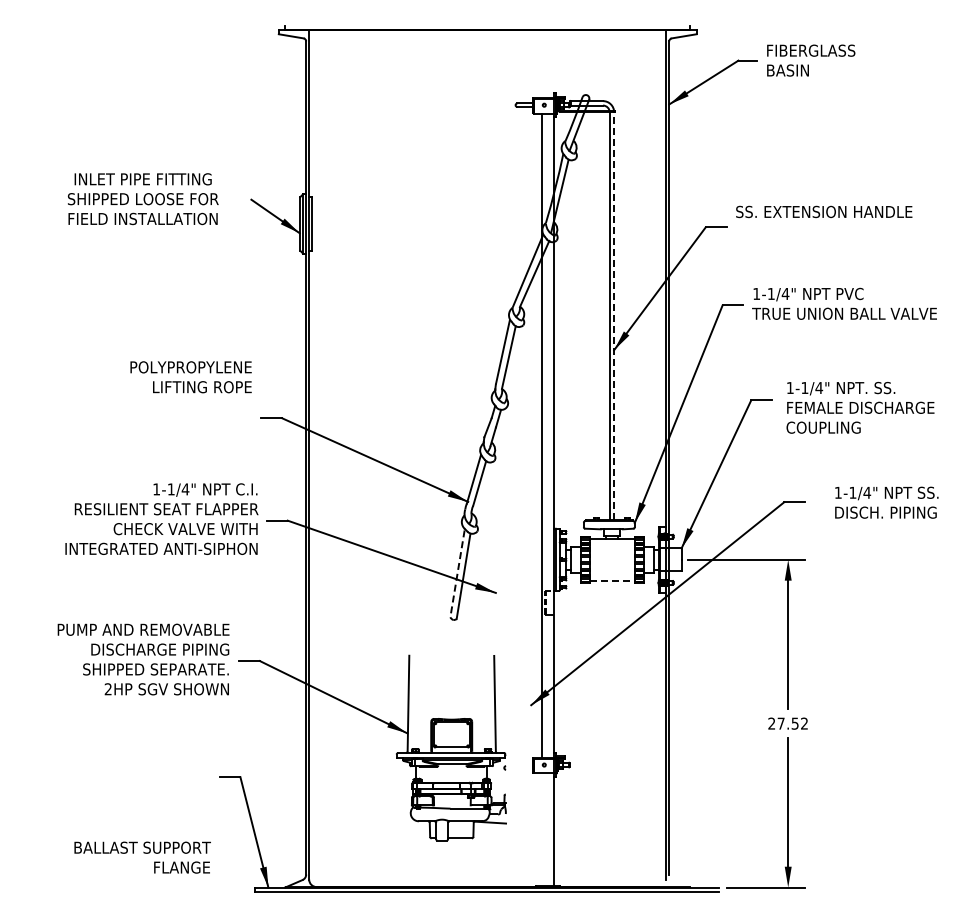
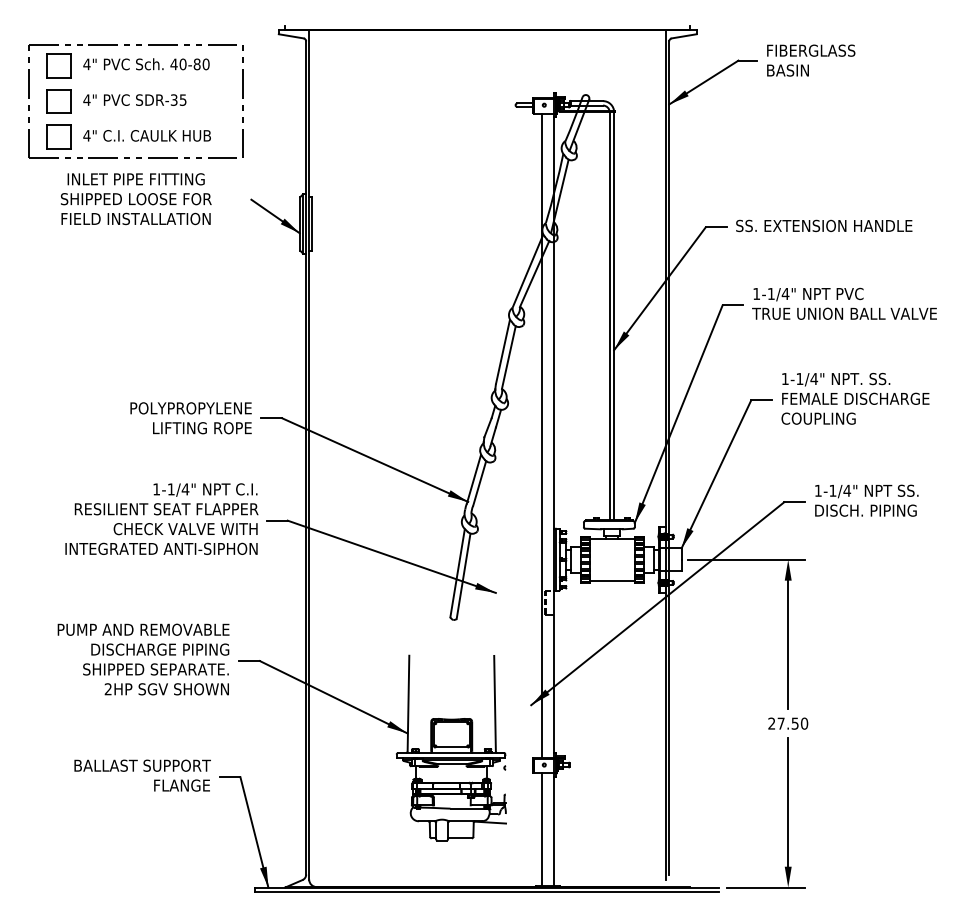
part: none -> present (135, 101)
text position: (143, 199) -> (136, 199) (136, 199)
text position: (824, 211) -> (824, 225) (824, 225)
line: dashed -> solid (614, 316)
text position: (190, 377) -> (190, 418) (190, 418)
text position: (860, 407) -> (855, 398) (855, 398)
text position: (886, 502) -> (866, 500) (866, 500)
line: dashed -> solid (457, 574)
line: dashed -> solid (613, 580)
text: 27.52 -> 27.50 (804, 723)
line: none -> present (541, 829)
text position: (142, 857) -> (142, 775) (142, 775)
